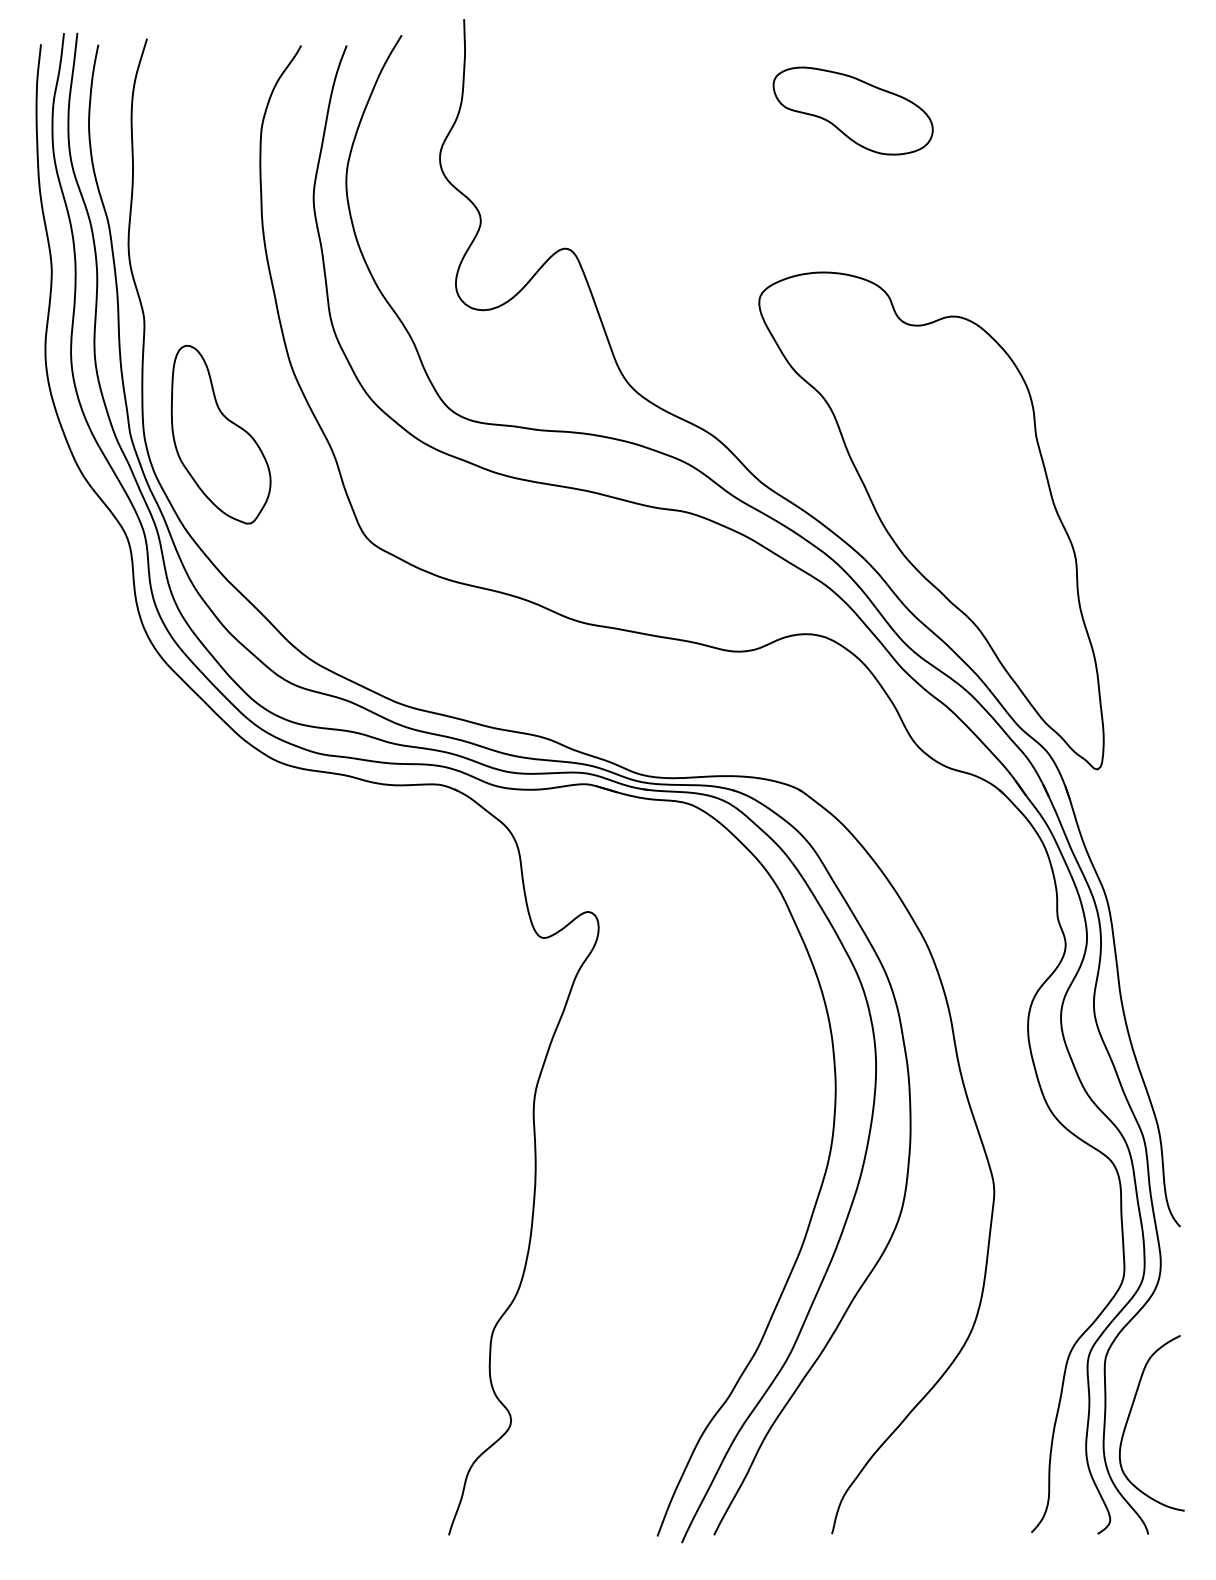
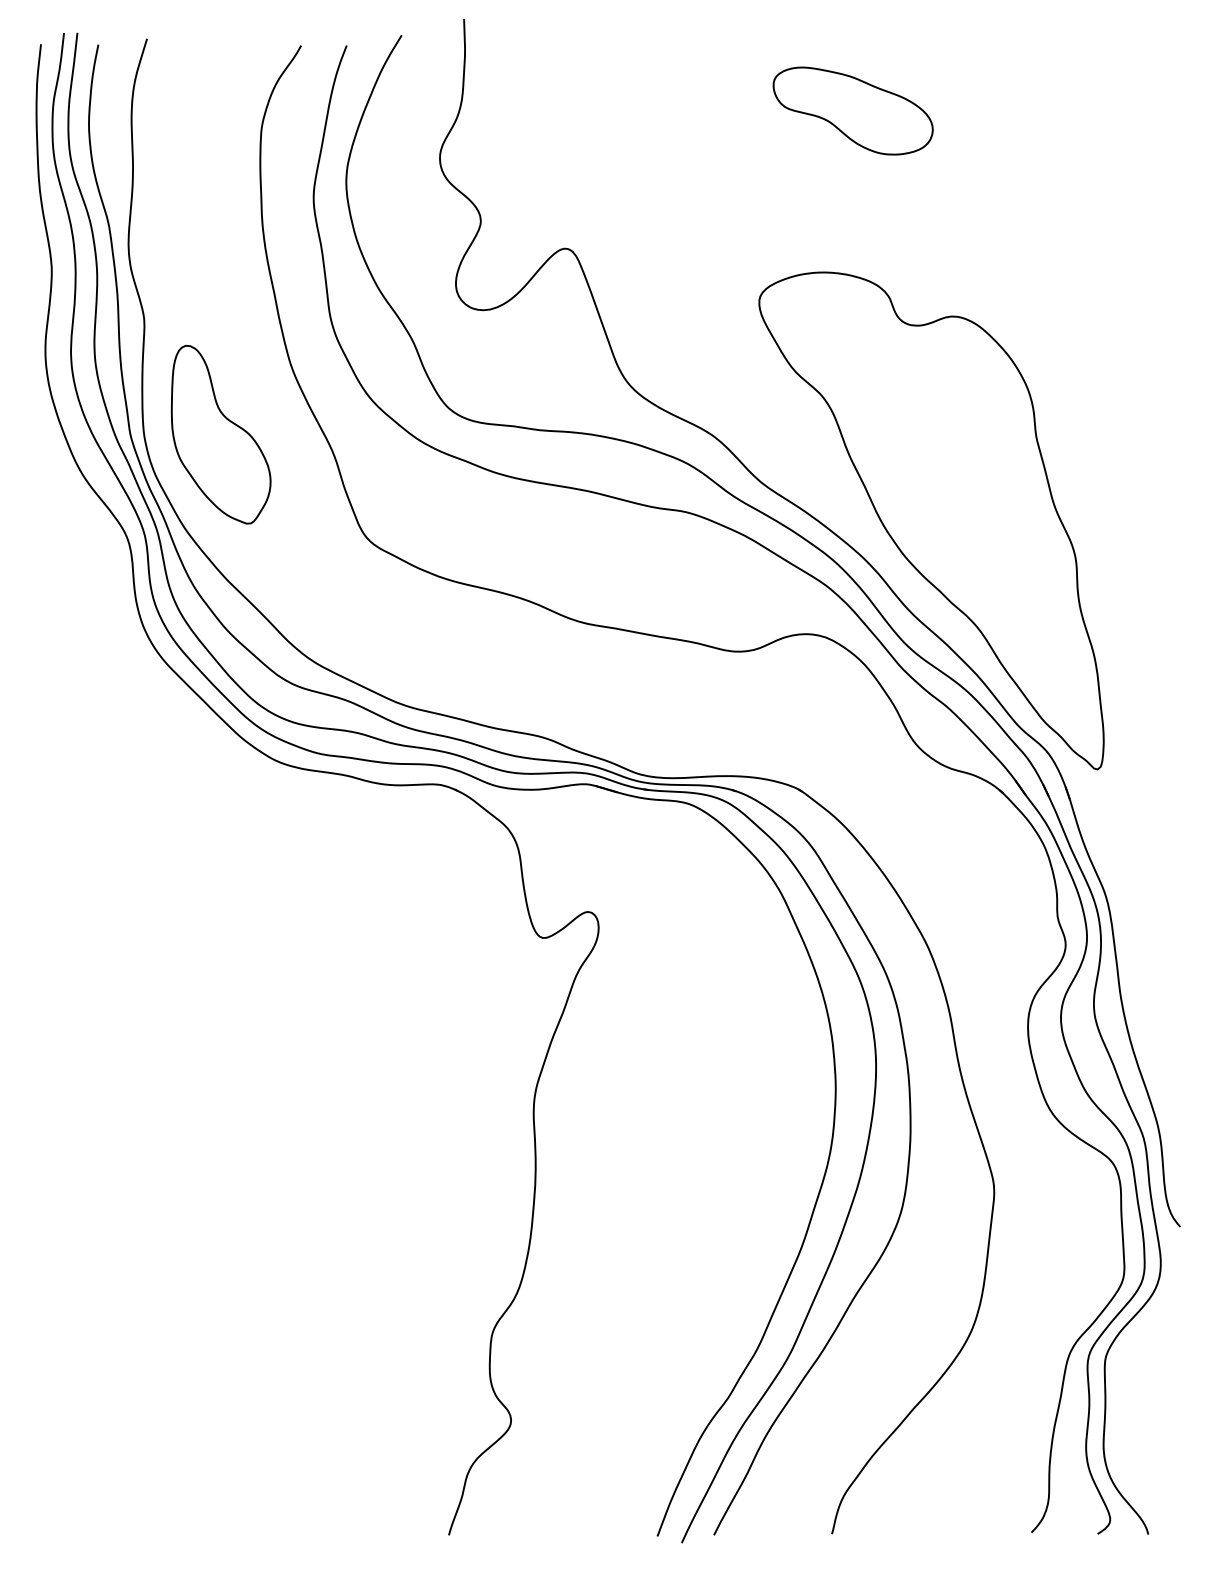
curve: present -> none (1129, 1417)
